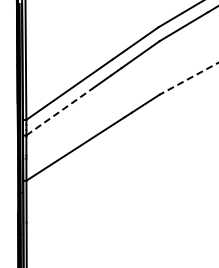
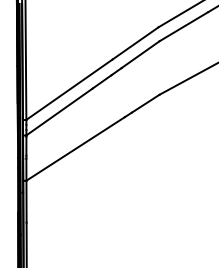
line: dashed -> solid (189, 78)
line: dashed -> solid (59, 111)
